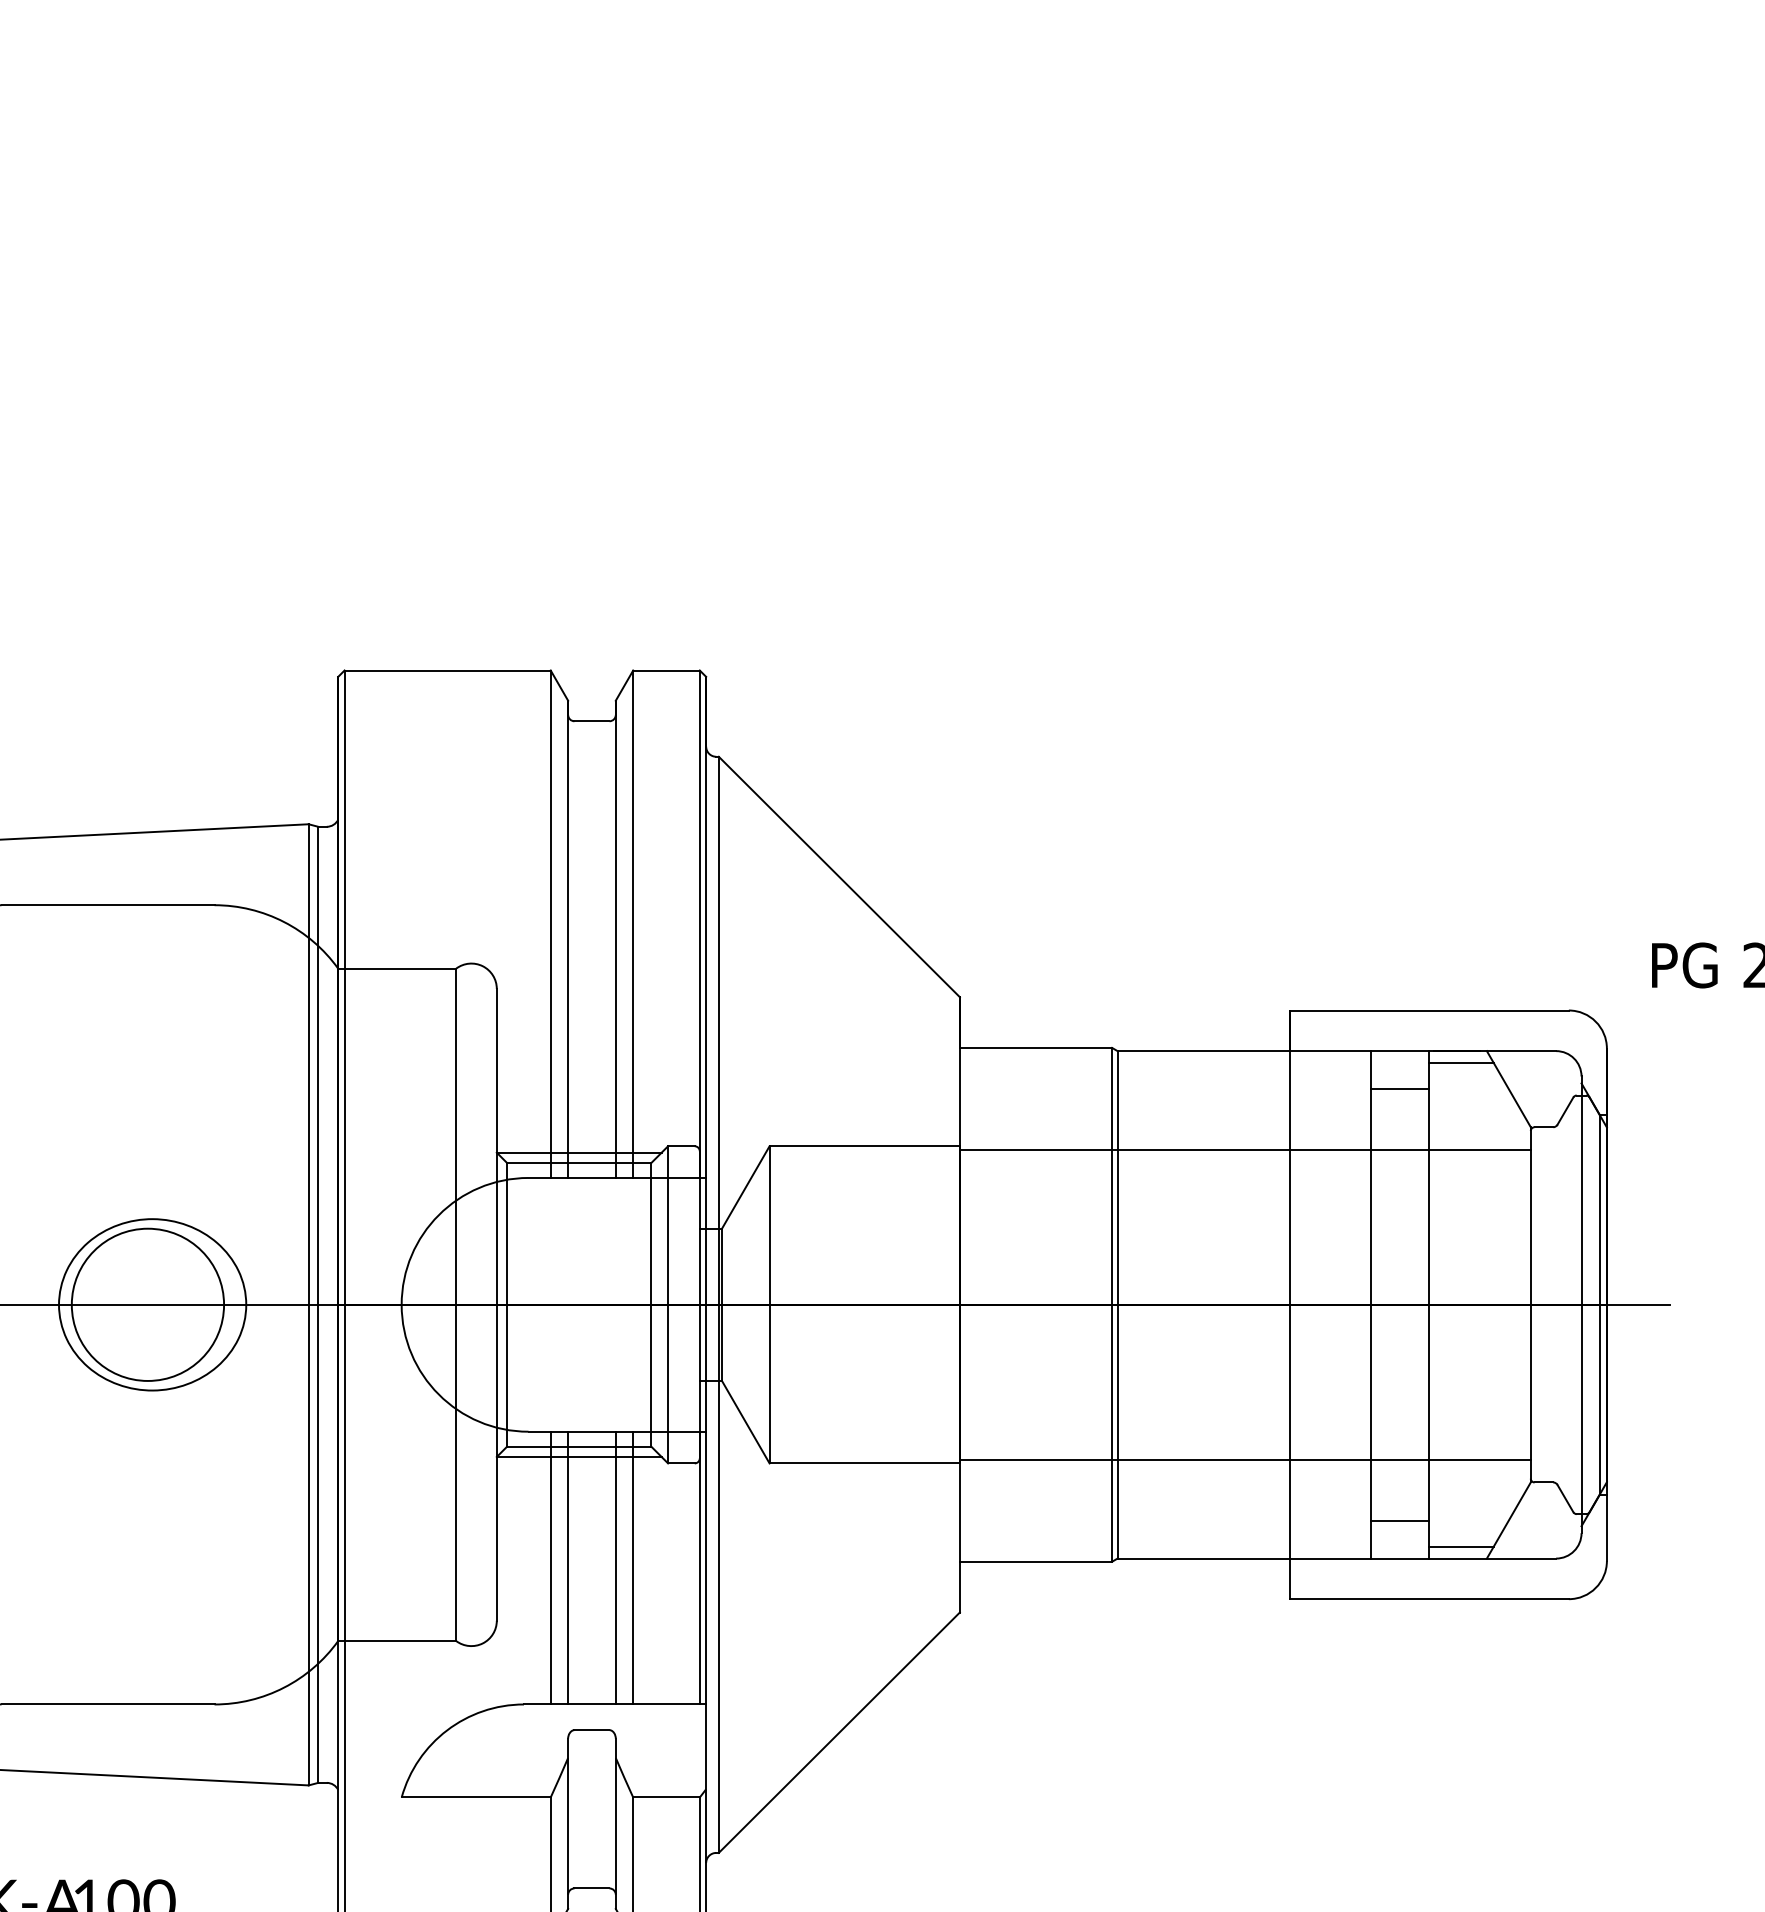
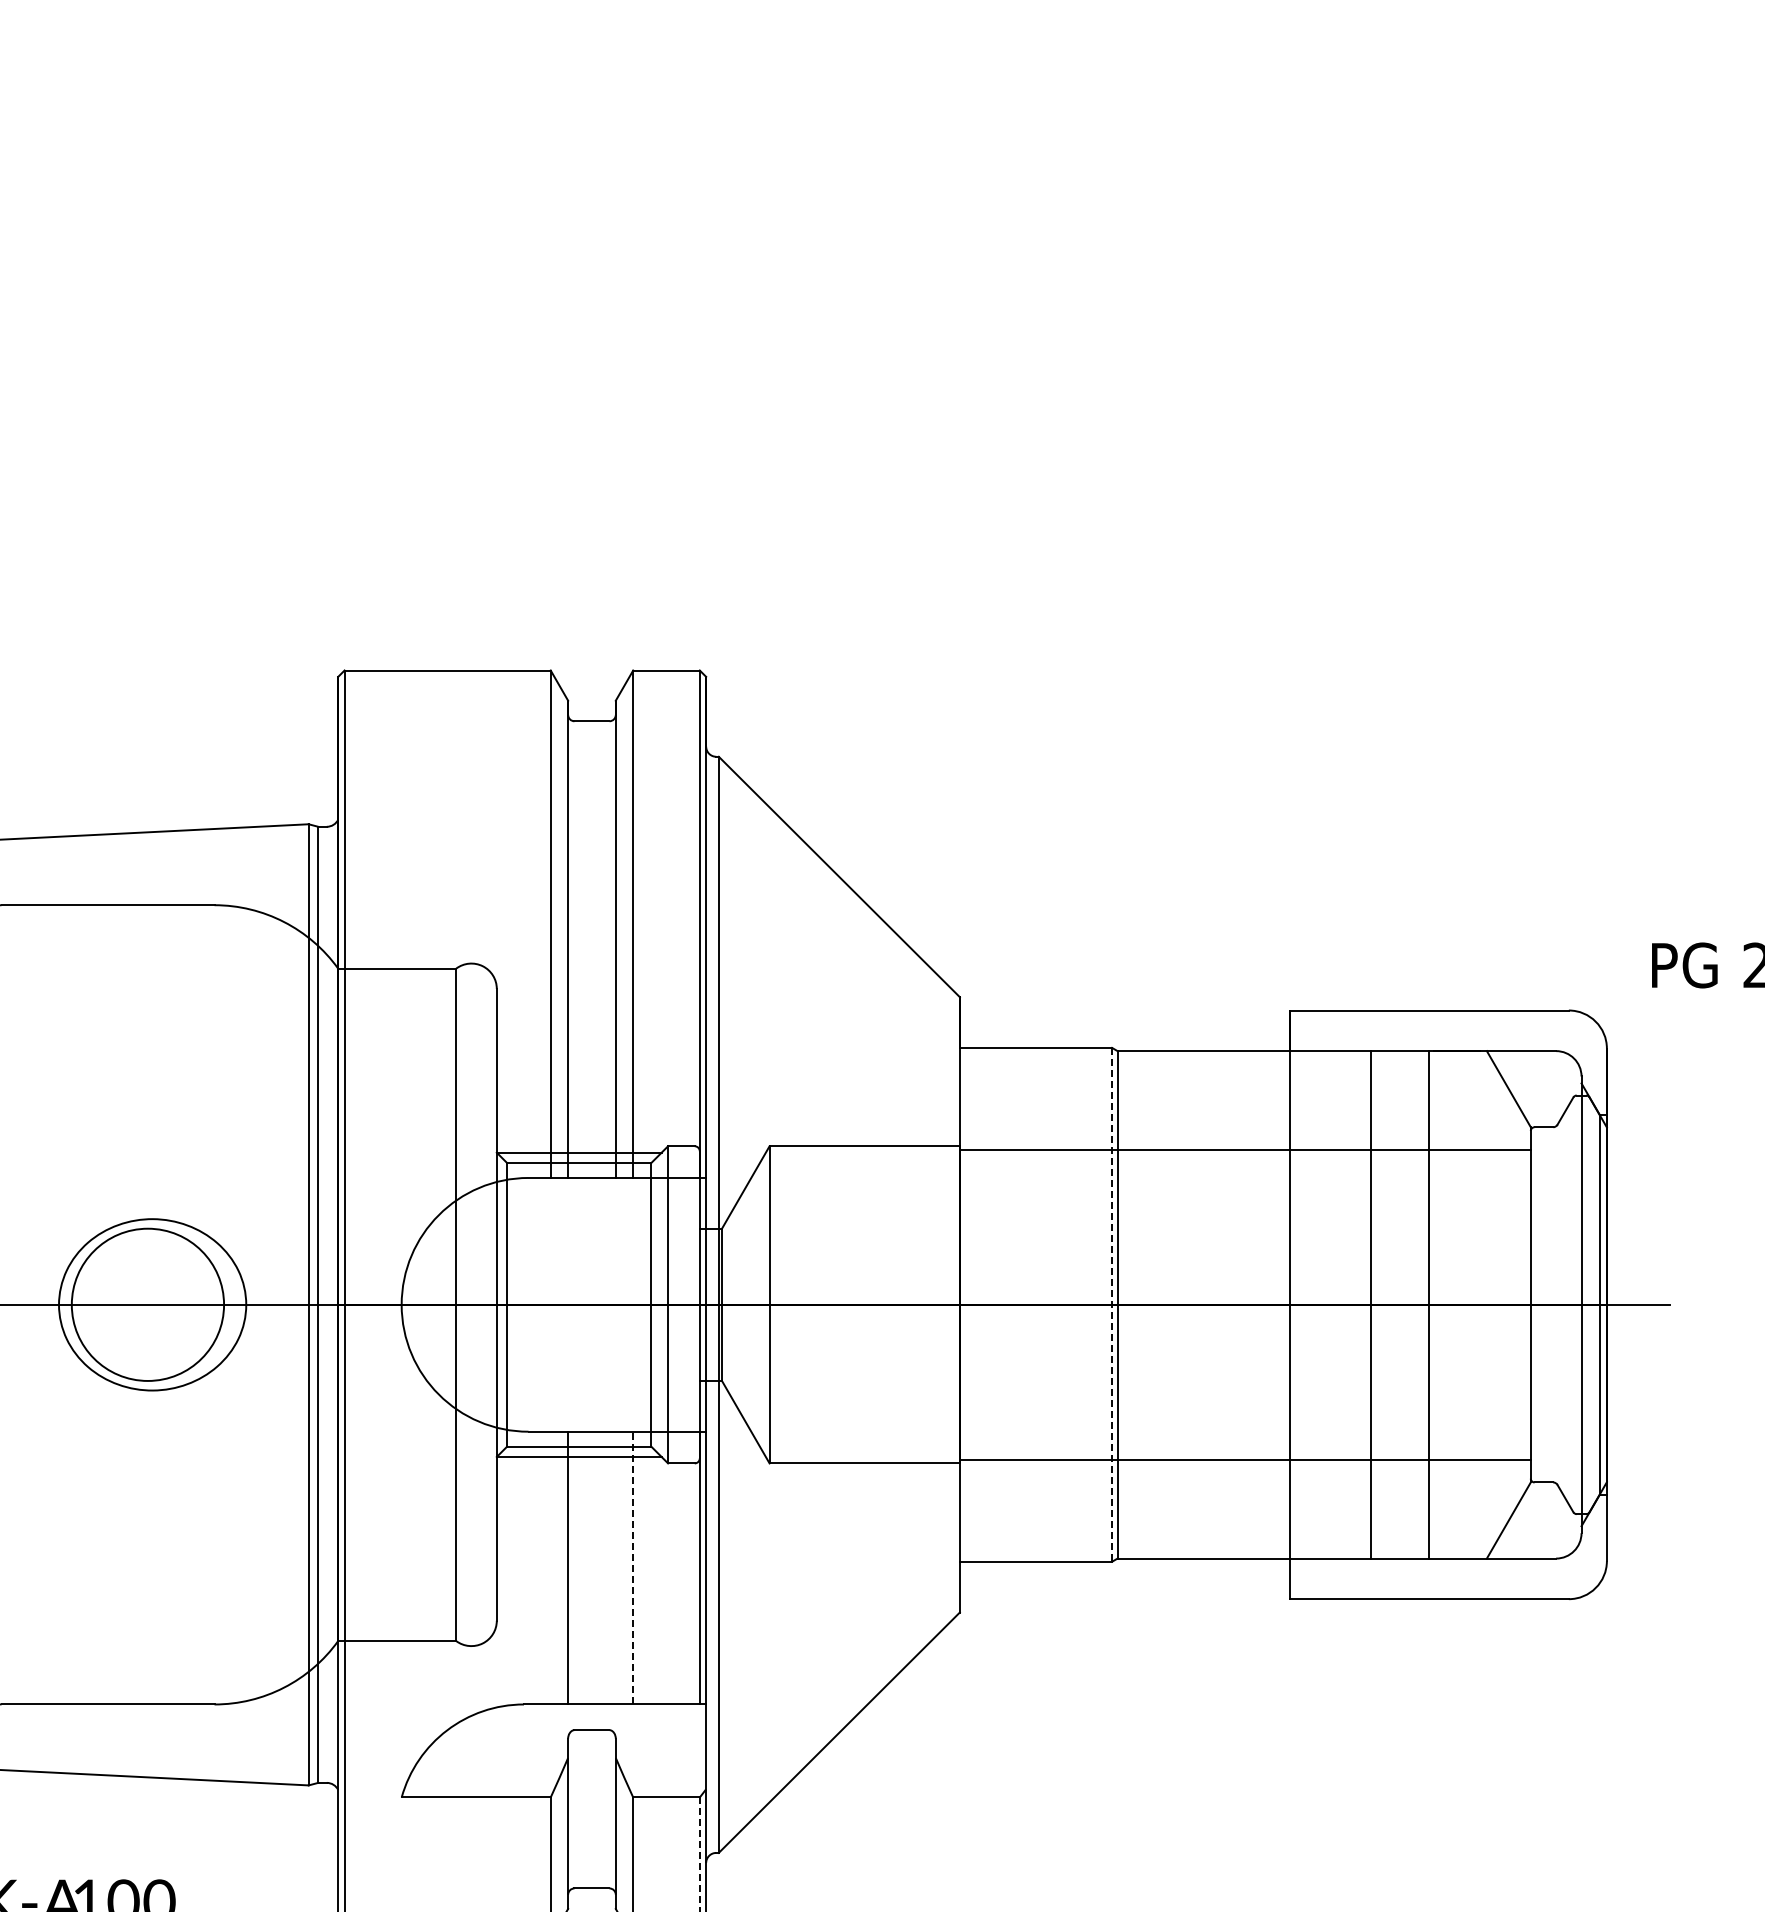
line: present -> none (1461, 1062)
line: present -> none (1399, 1089)
line: solid -> dashed (1112, 1304)
line: present -> none (1399, 1520)
line: present -> none (1461, 1546)
line: present -> none (550, 1567)
line: present -> none (615, 1567)
line: solid -> dashed (633, 1567)
line: solid -> dashed (699, 1854)
